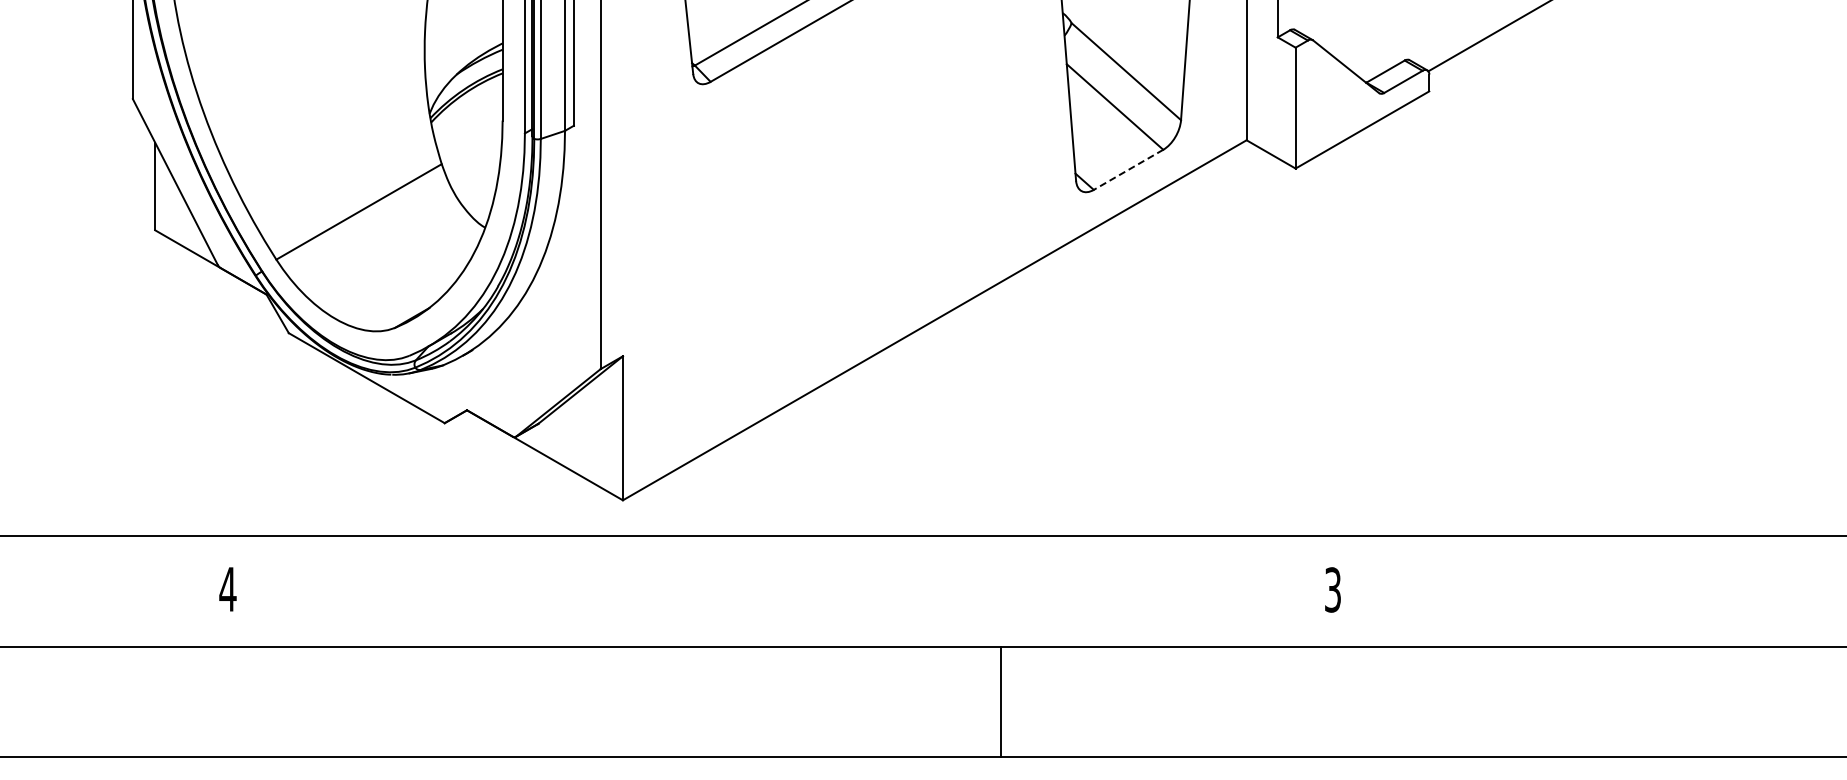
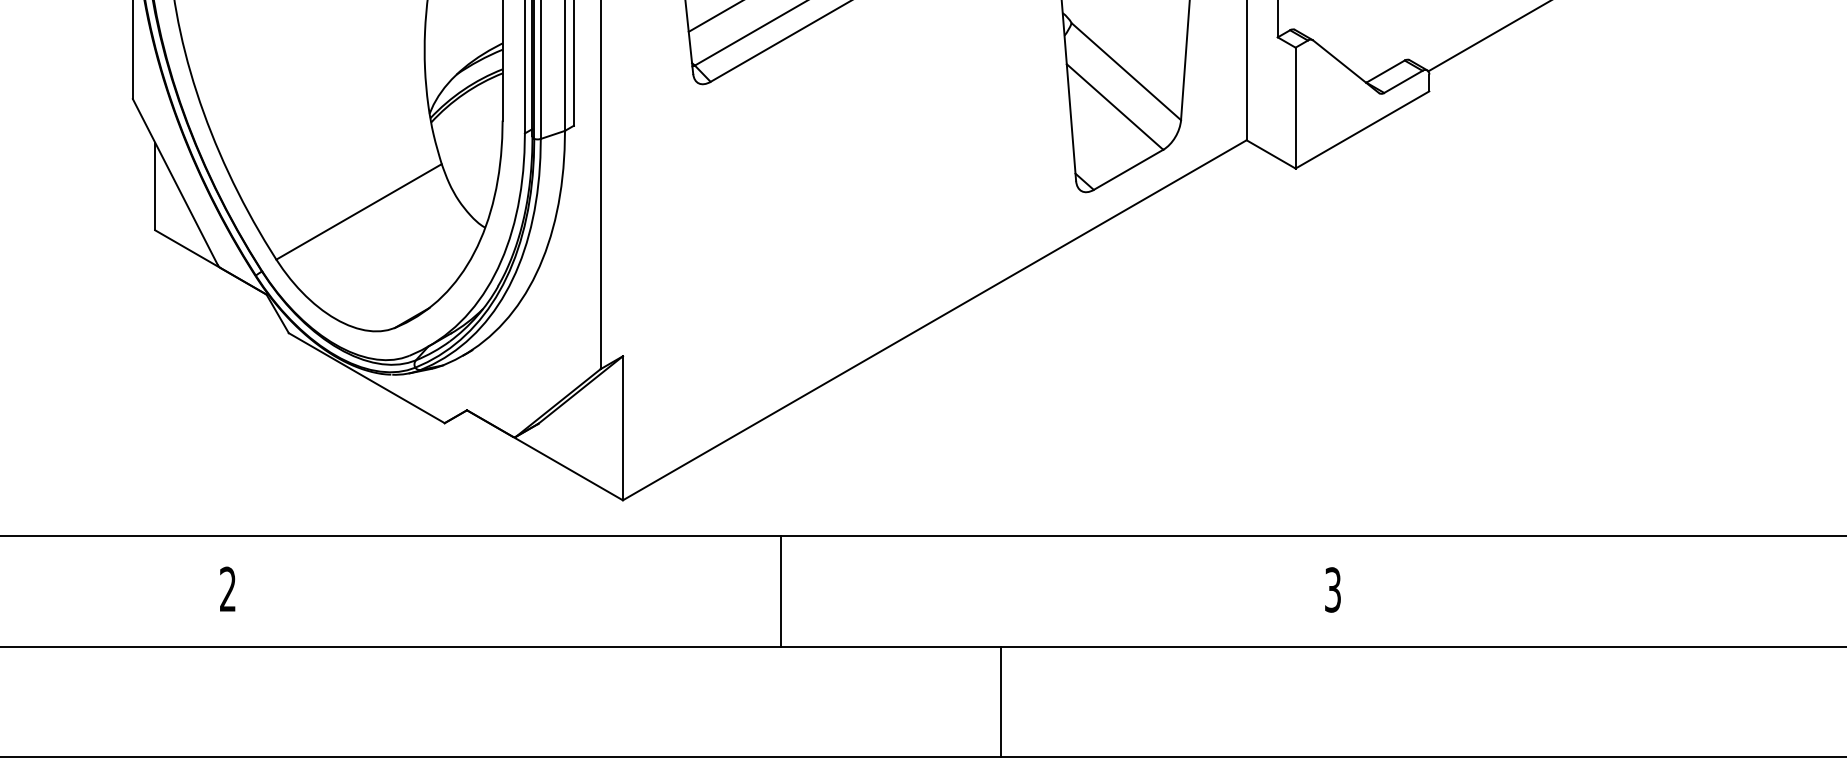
line: none -> present (713, 16)
line: dashed -> solid (1128, 170)
text: 4 -> 2 (227, 588)
line: none -> present (780, 591)
